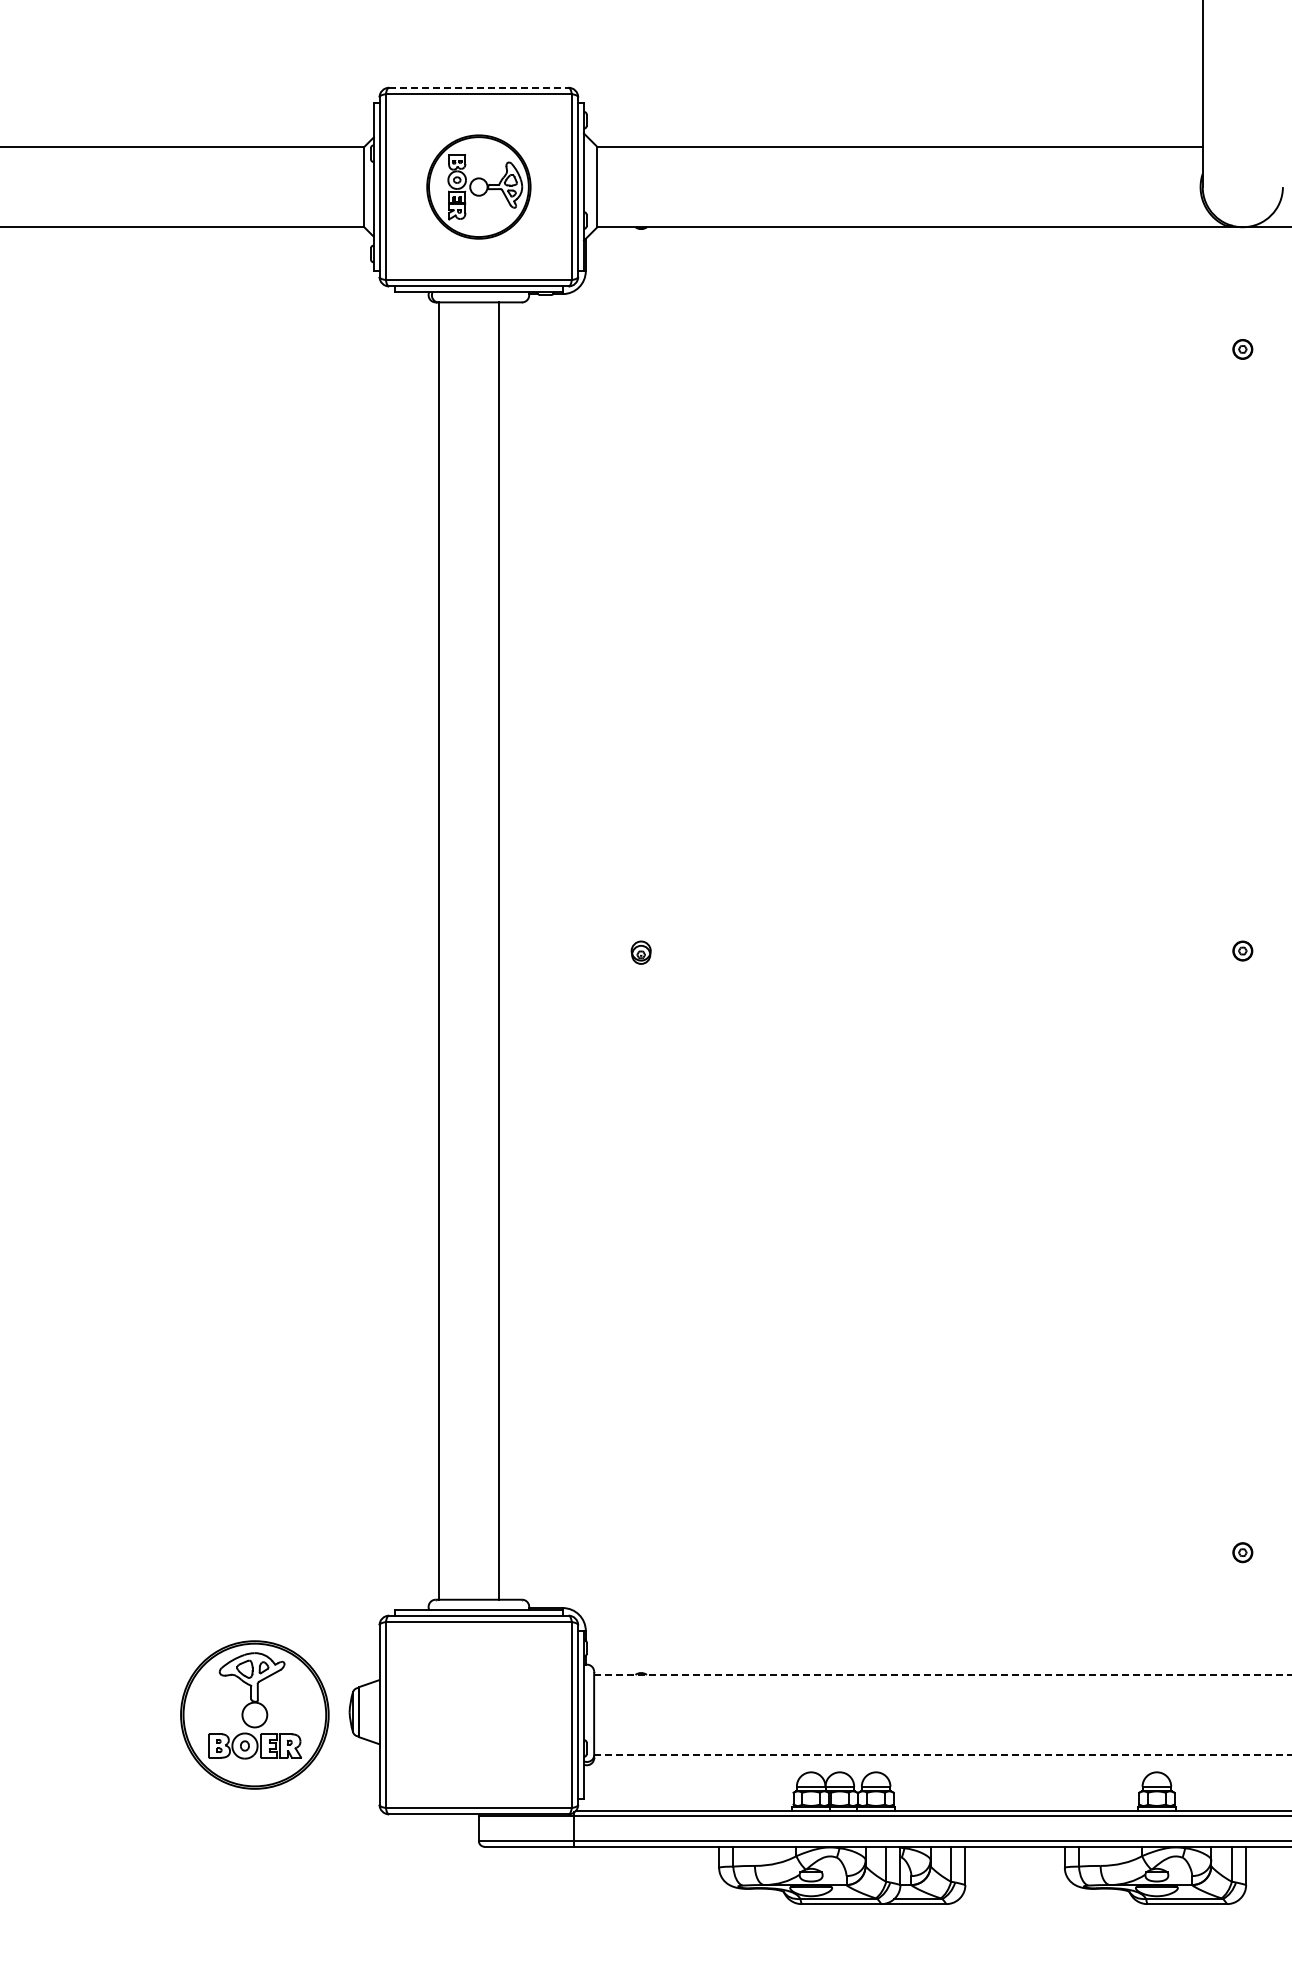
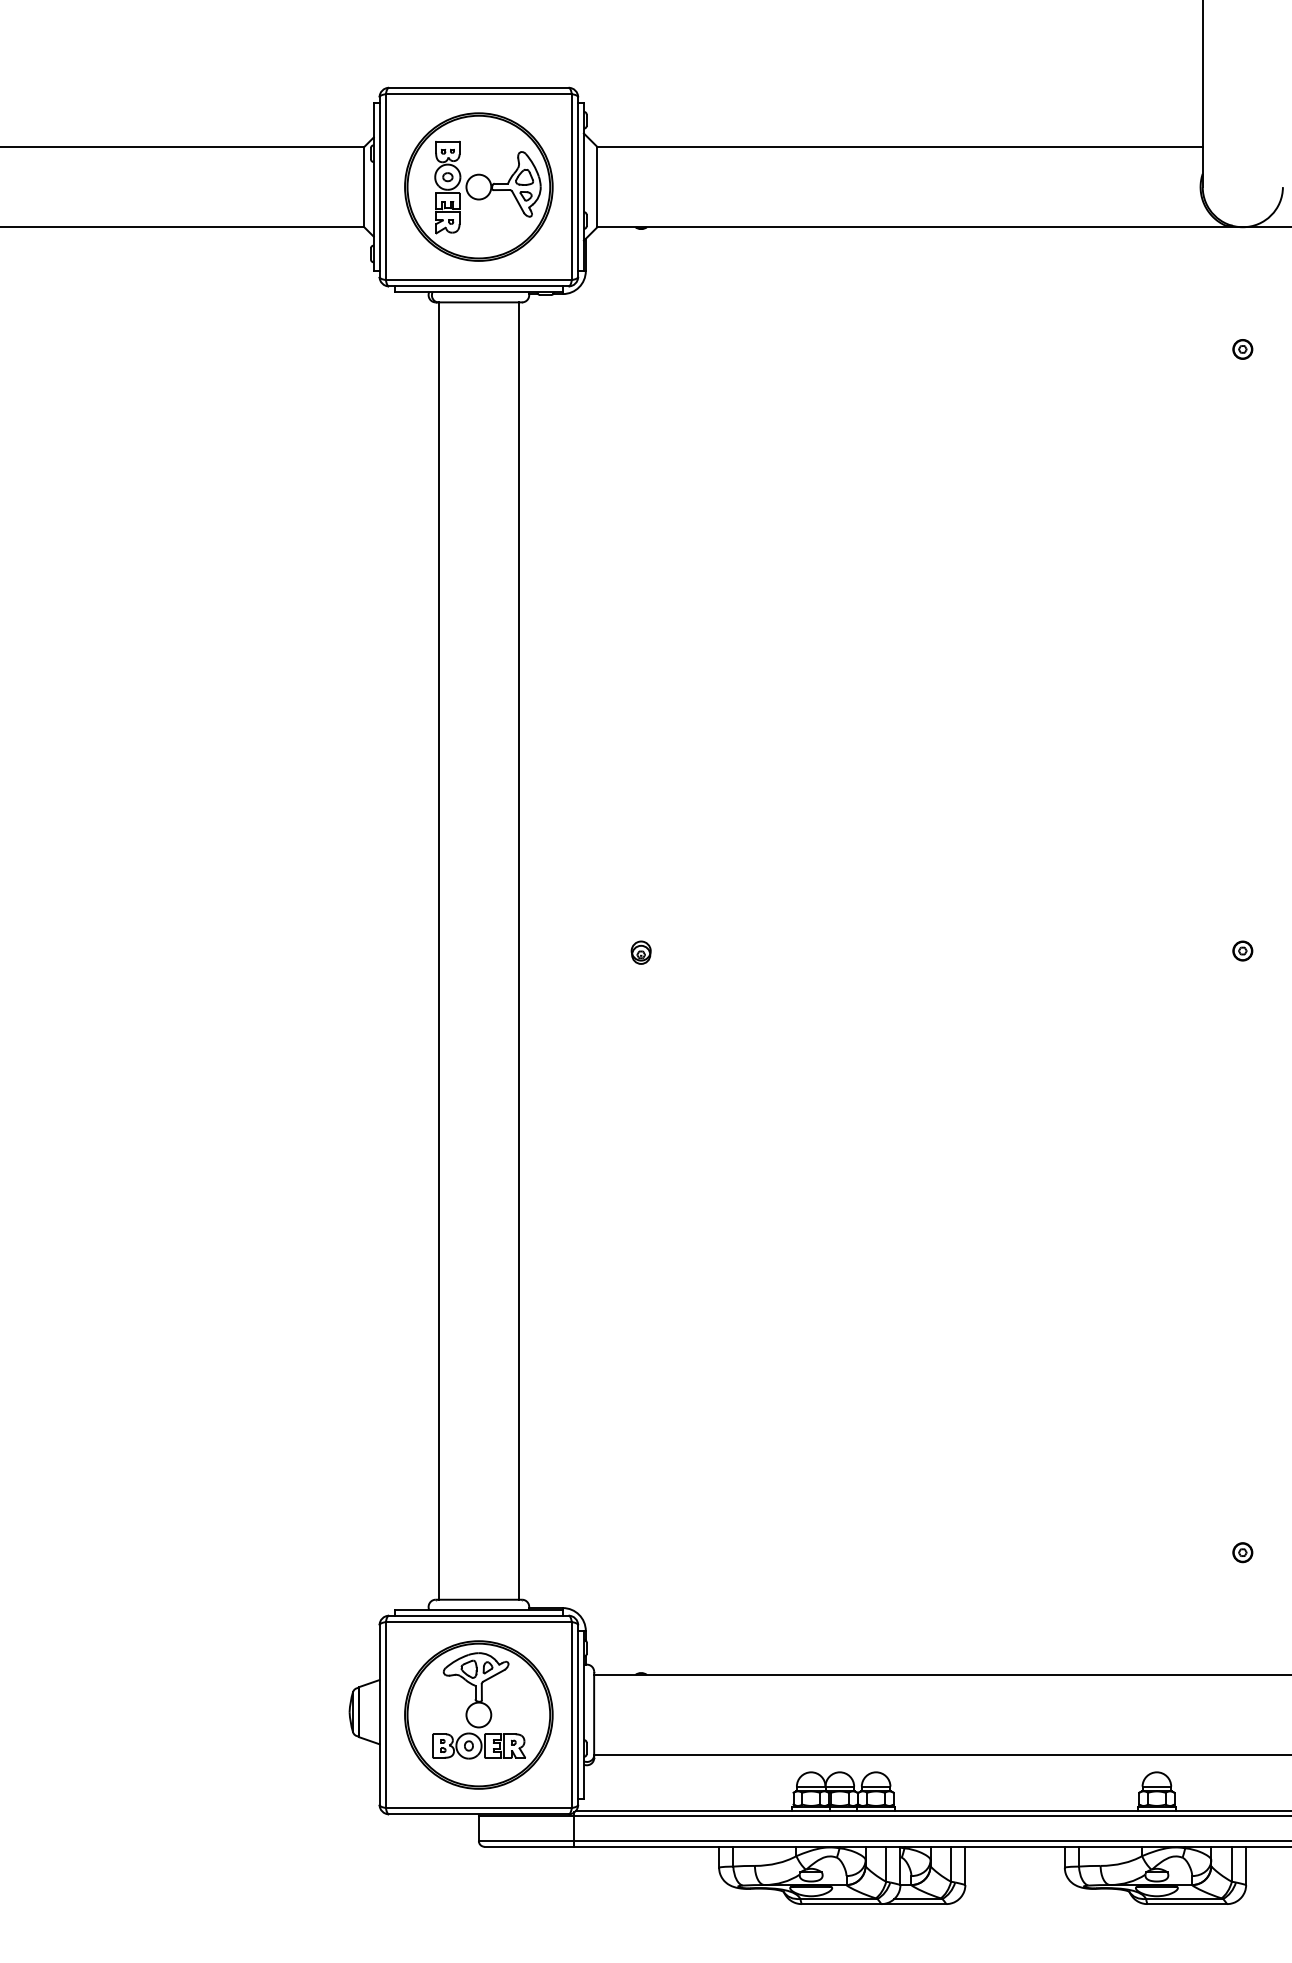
line: dashed -> solid (478, 87)
part size: 106x106 px -> 150x150 px (478, 186)
line position: (498, 950) -> (518, 950) (518, 950)
line: dashed -> solid (942, 1674)
part position: (254, 1714) -> (478, 1714) (478, 1714)
line: dashed -> solid (942, 1755)
